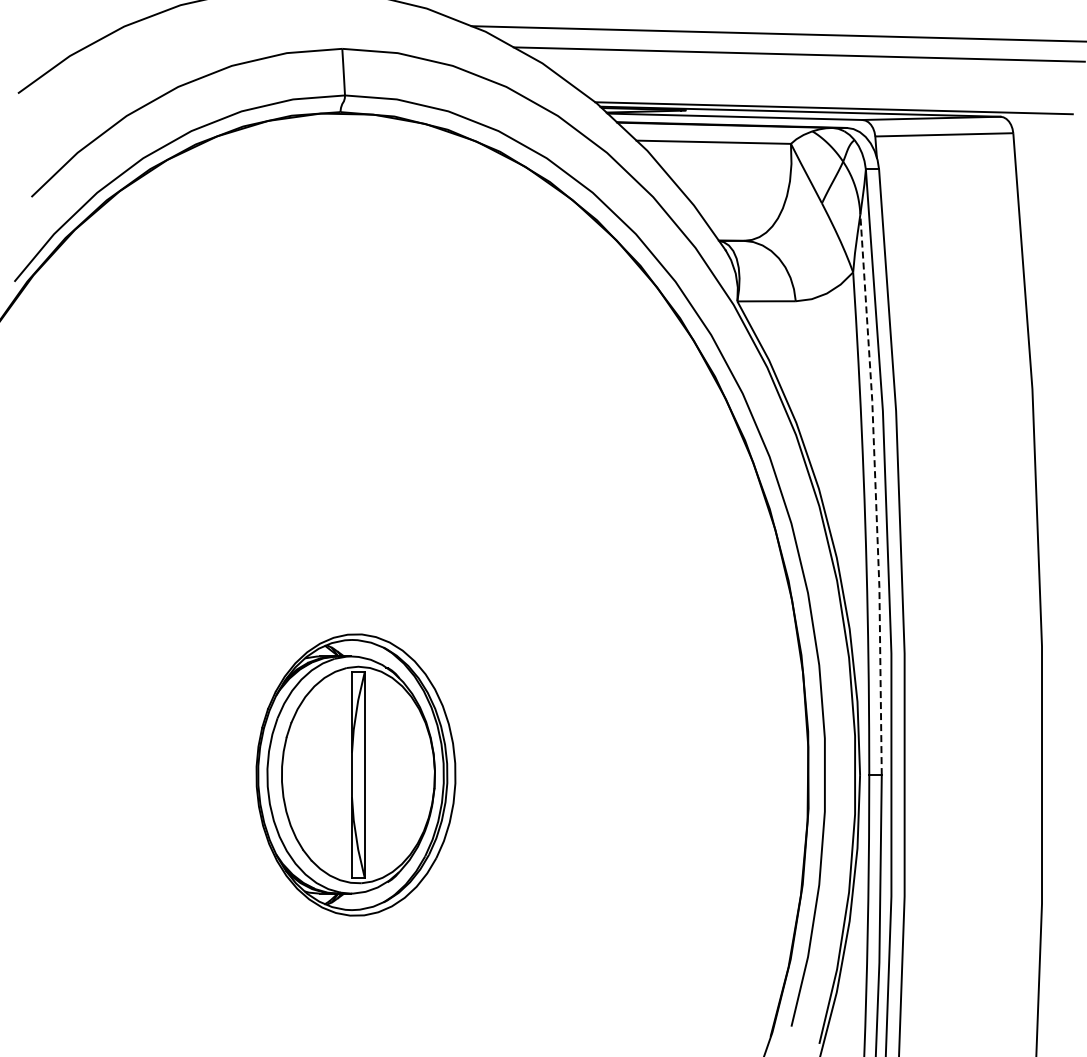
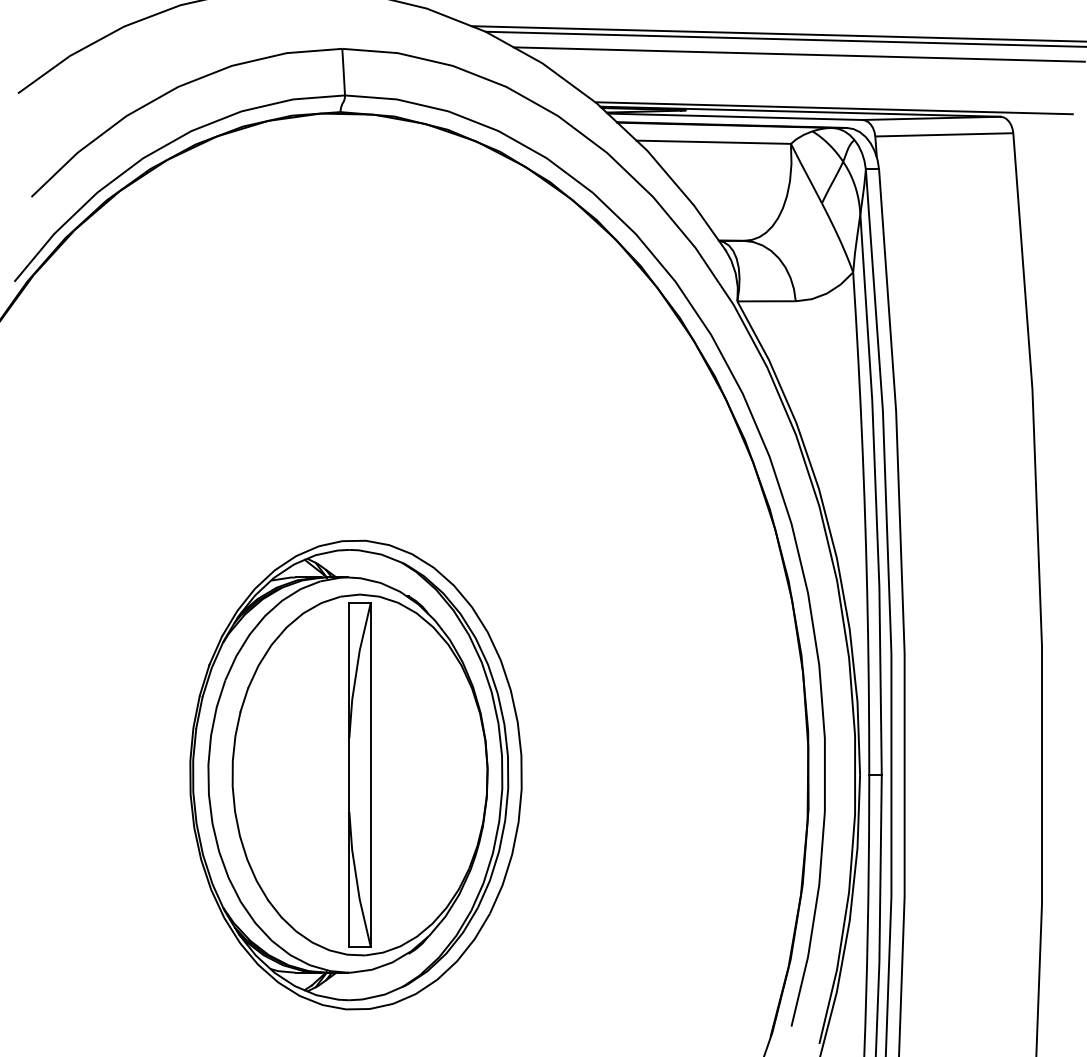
line: none -> present (784, 38)
line: dashed -> solid (875, 494)
part size: 202x284 px -> 334x472 px (355, 774)
